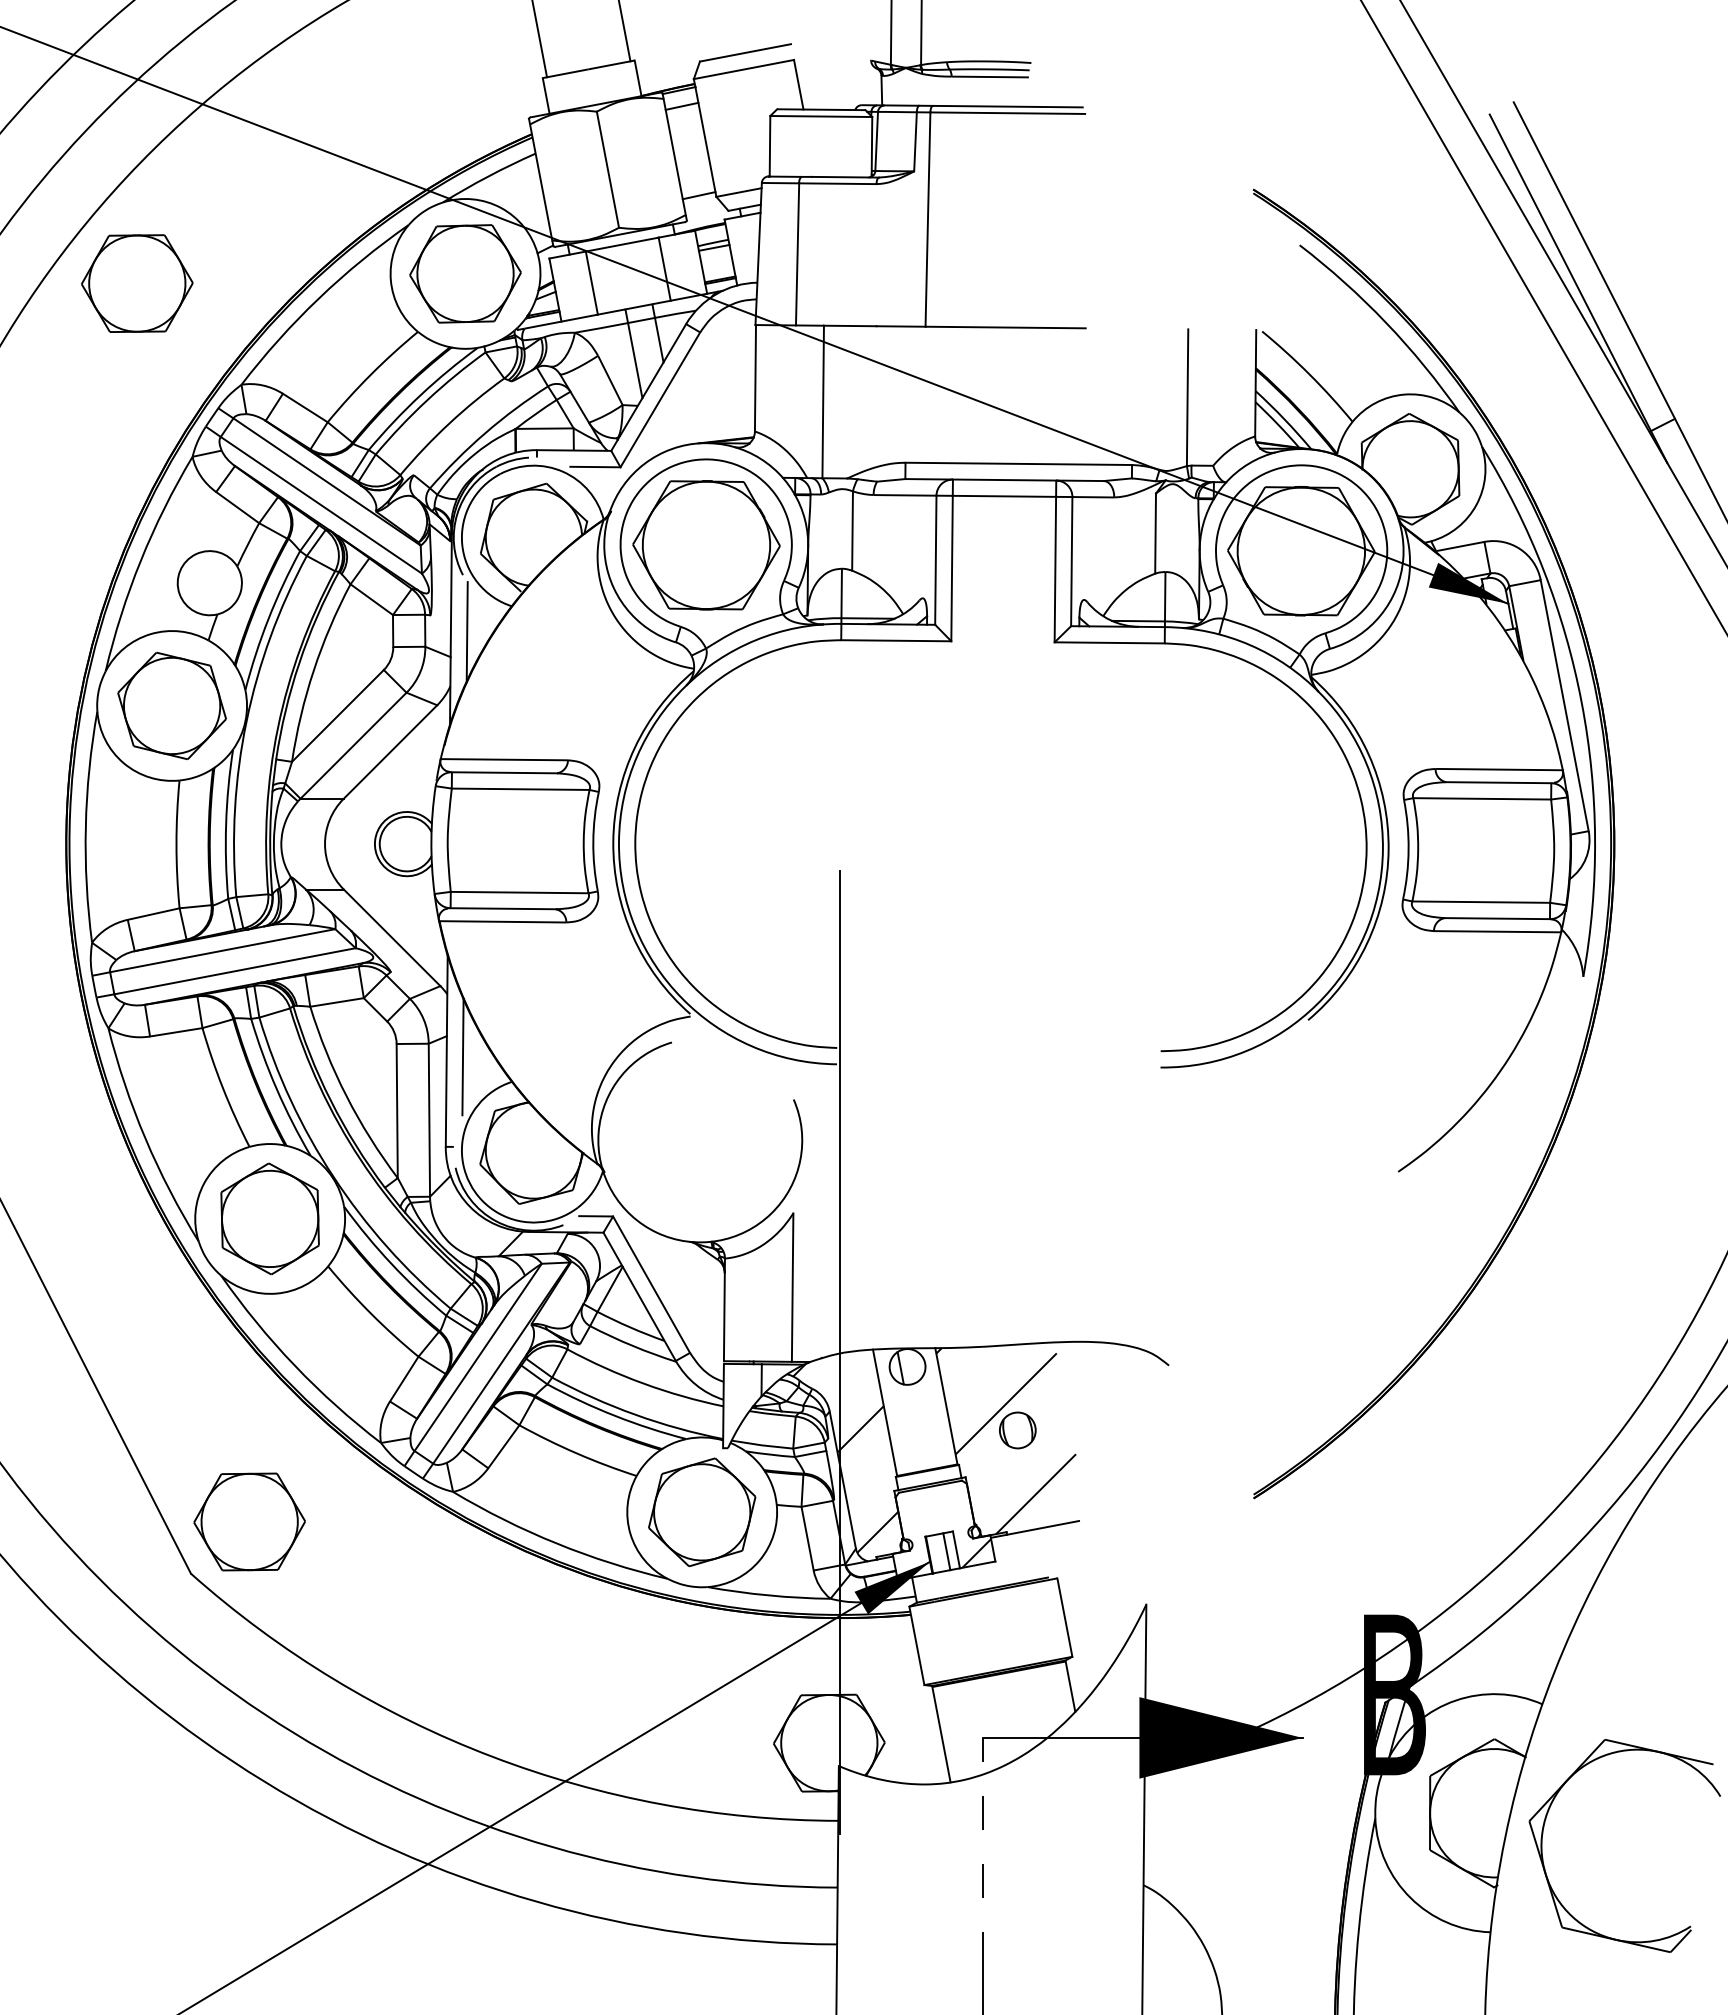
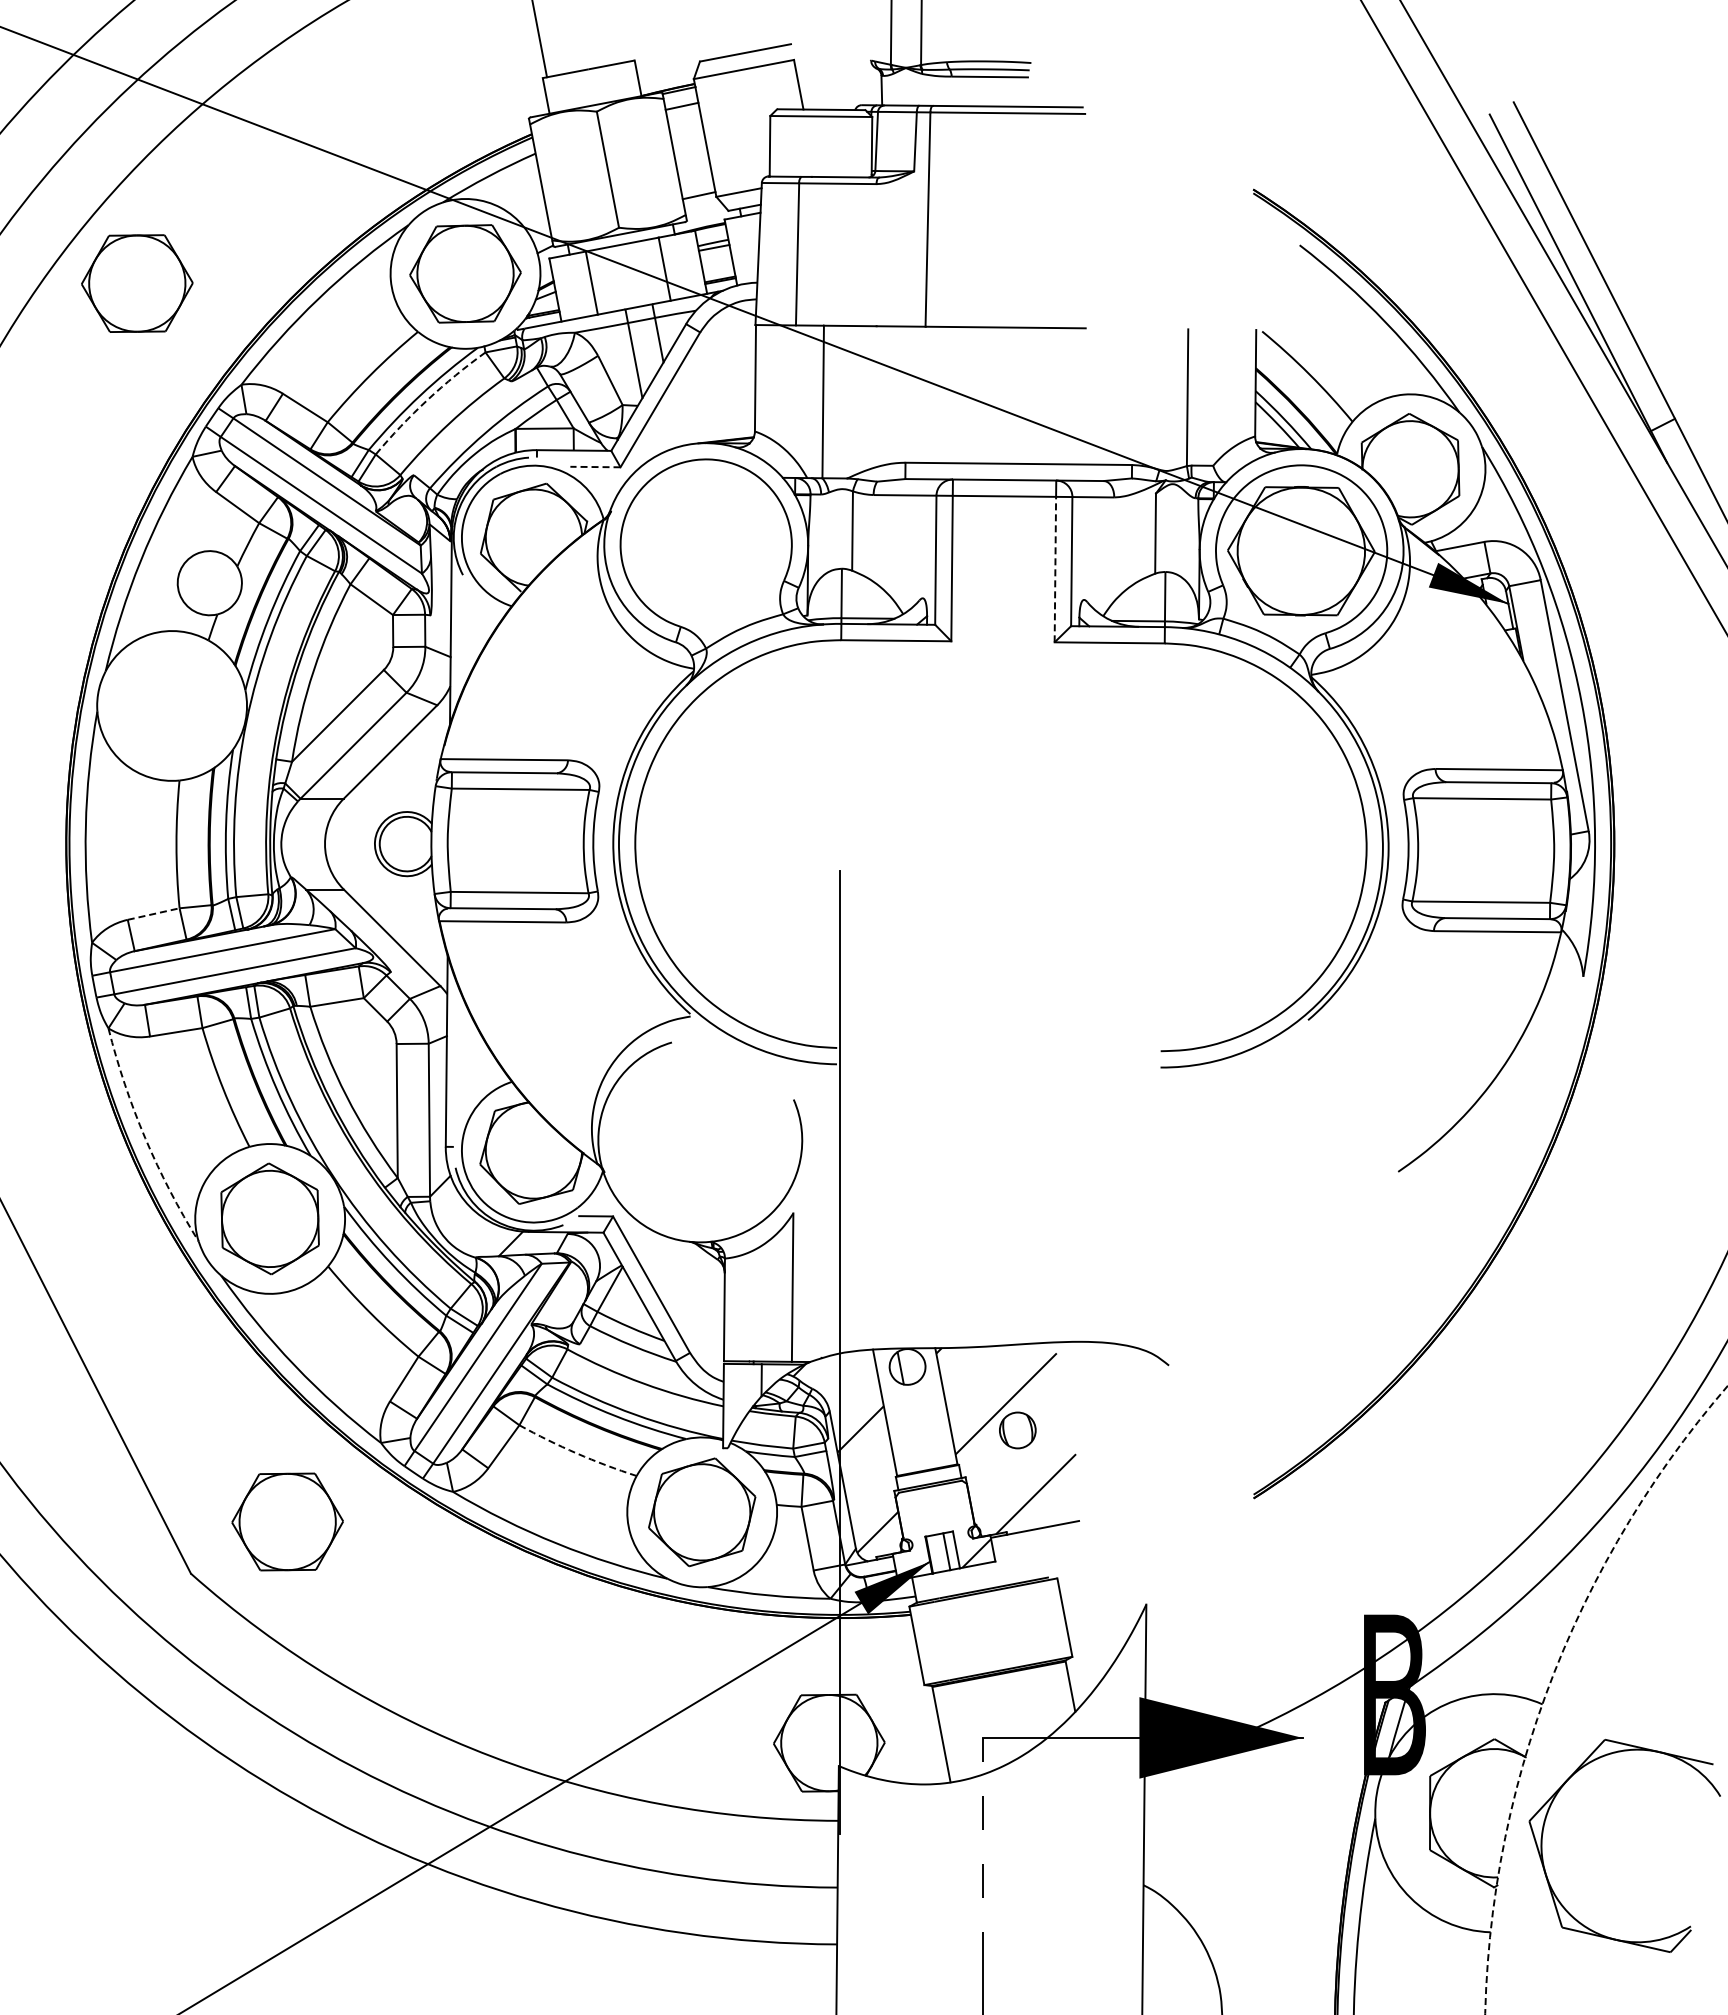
line: present -> none (624, 31)
arc: solid -> dashed (427, 400)
line: solid -> dashed (594, 467)
part: present -> none (706, 545)
line: solid -> dashed (1055, 569)
line: present -> none (466, 632)
part: present -> none (171, 705)
line: solid -> dashed (153, 914)
line: present -> none (462, 1056)
arc: solid -> dashed (145, 1138)
arc: solid -> dashed (576, 1453)
part position: (249, 1521) -> (287, 1521) (287, 1521)
circle: solid -> dashed (1606, 1700)
